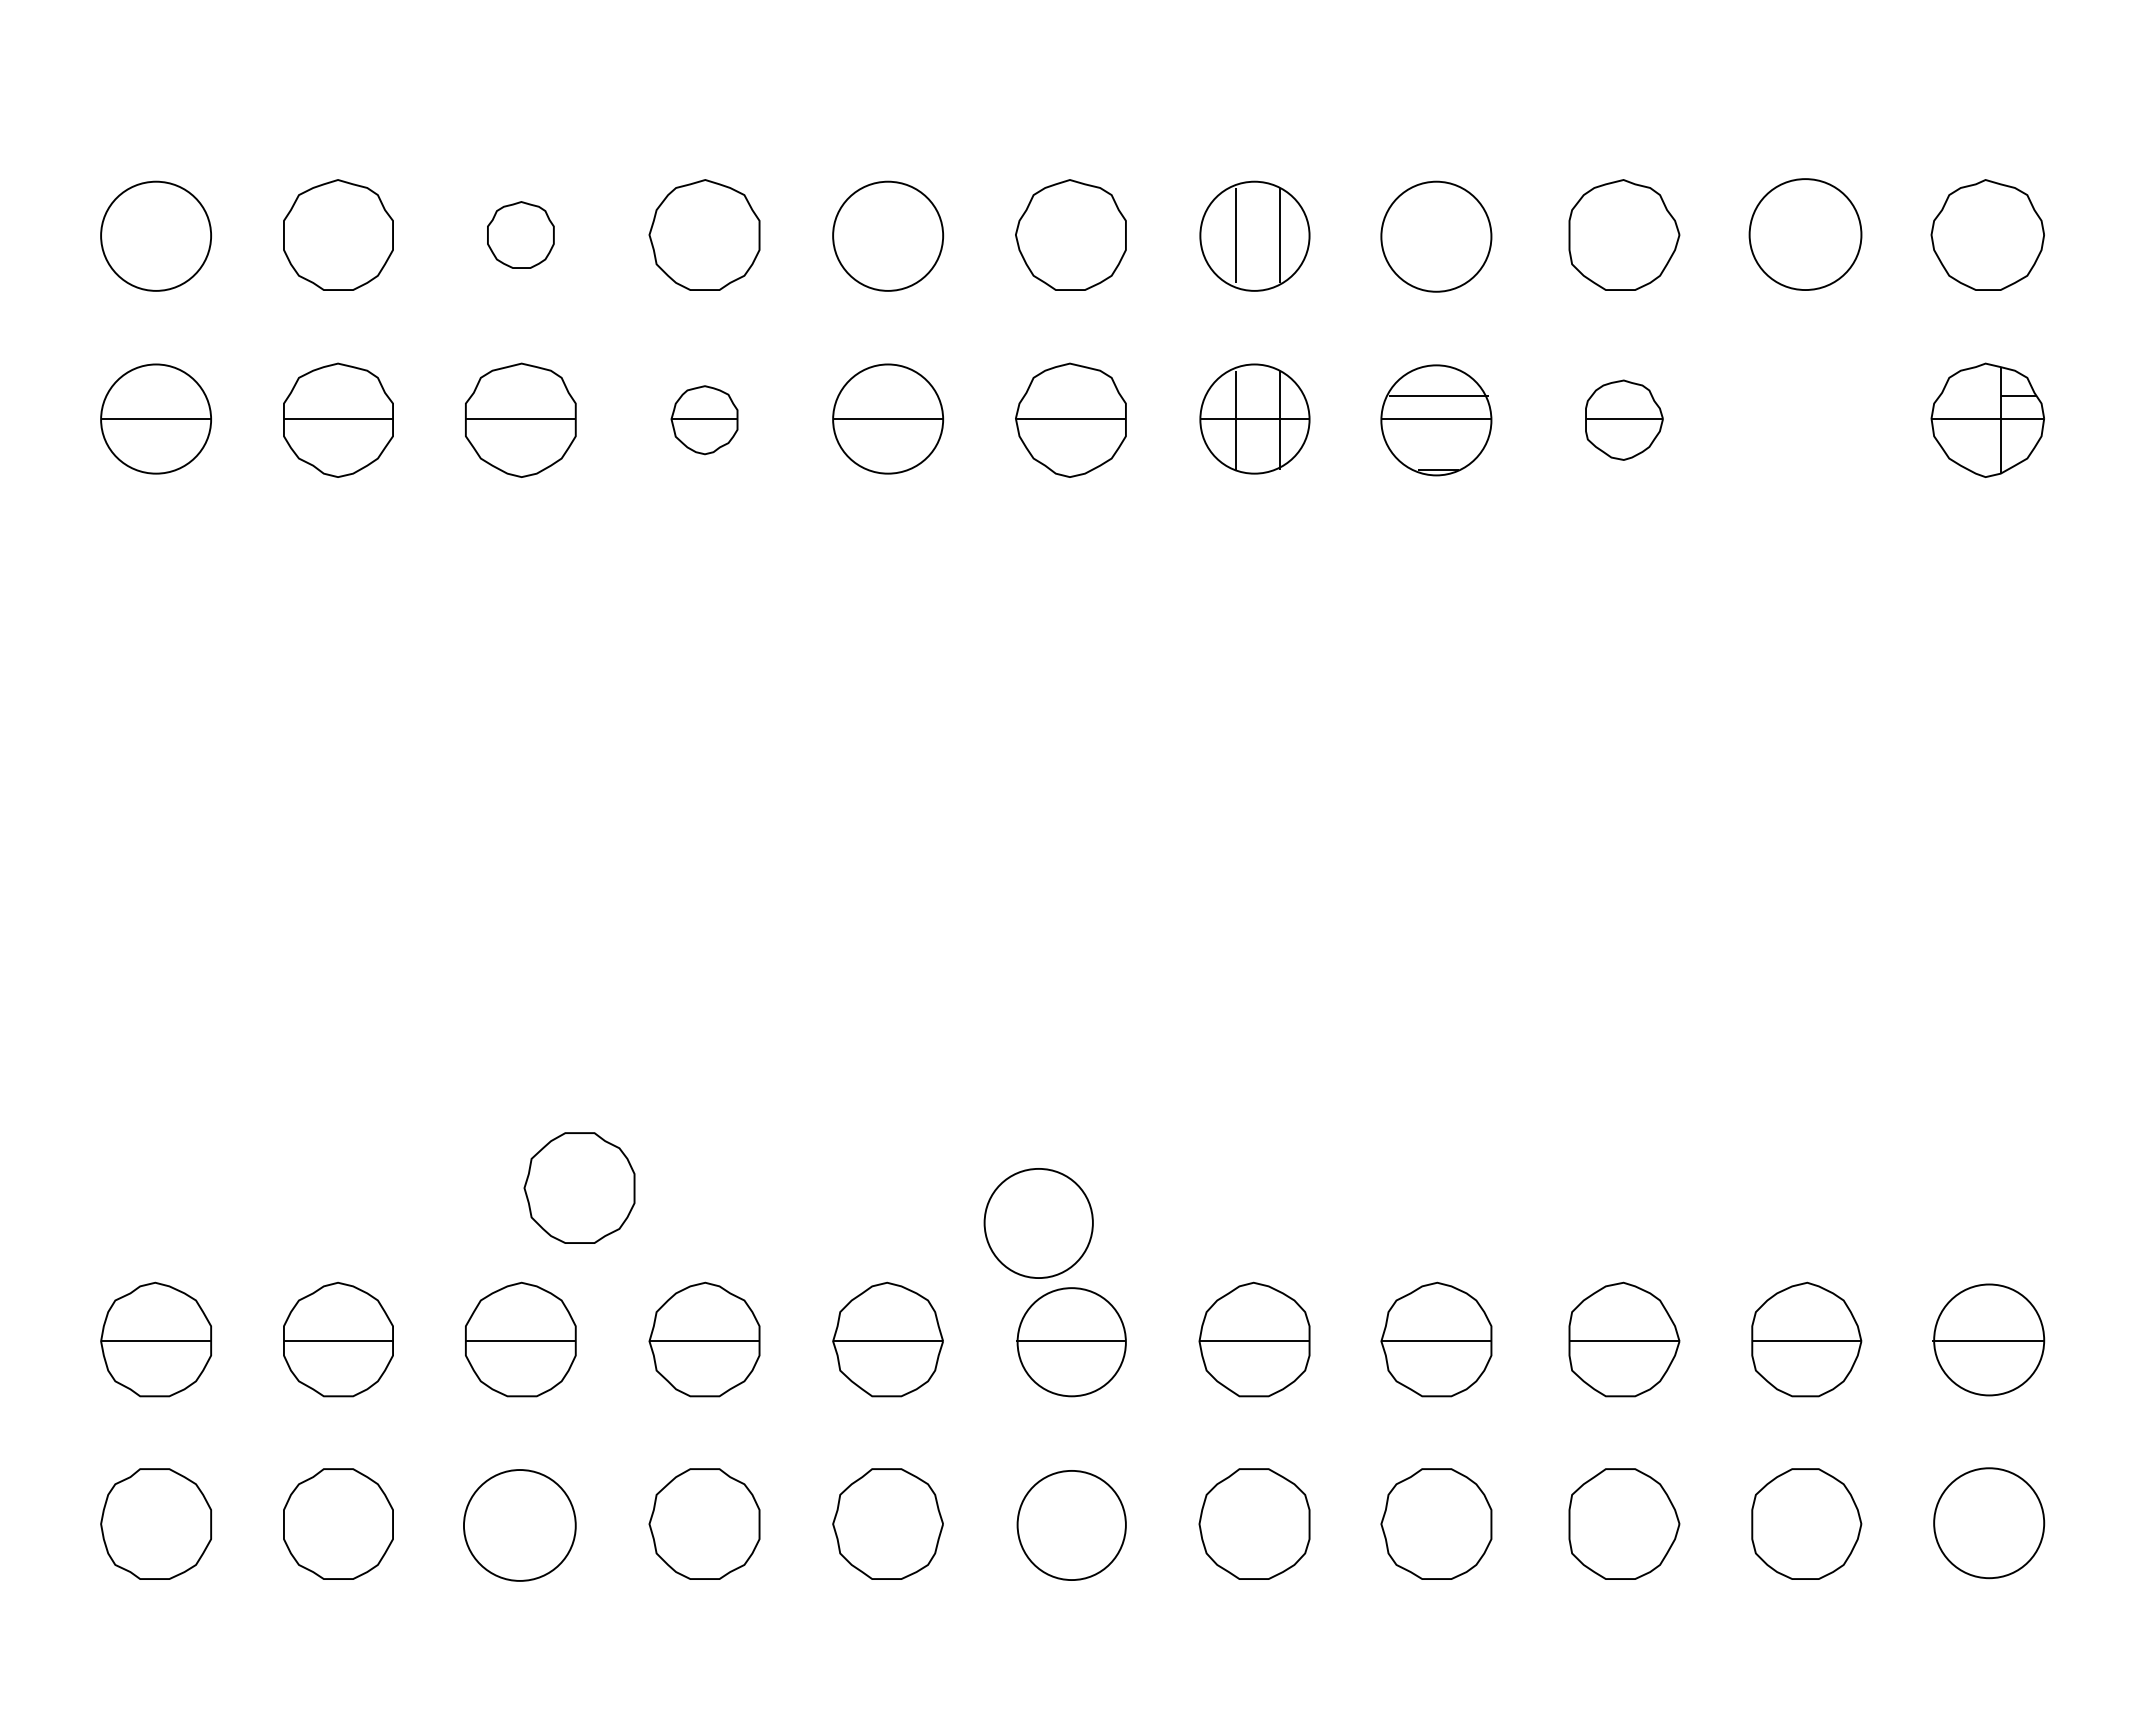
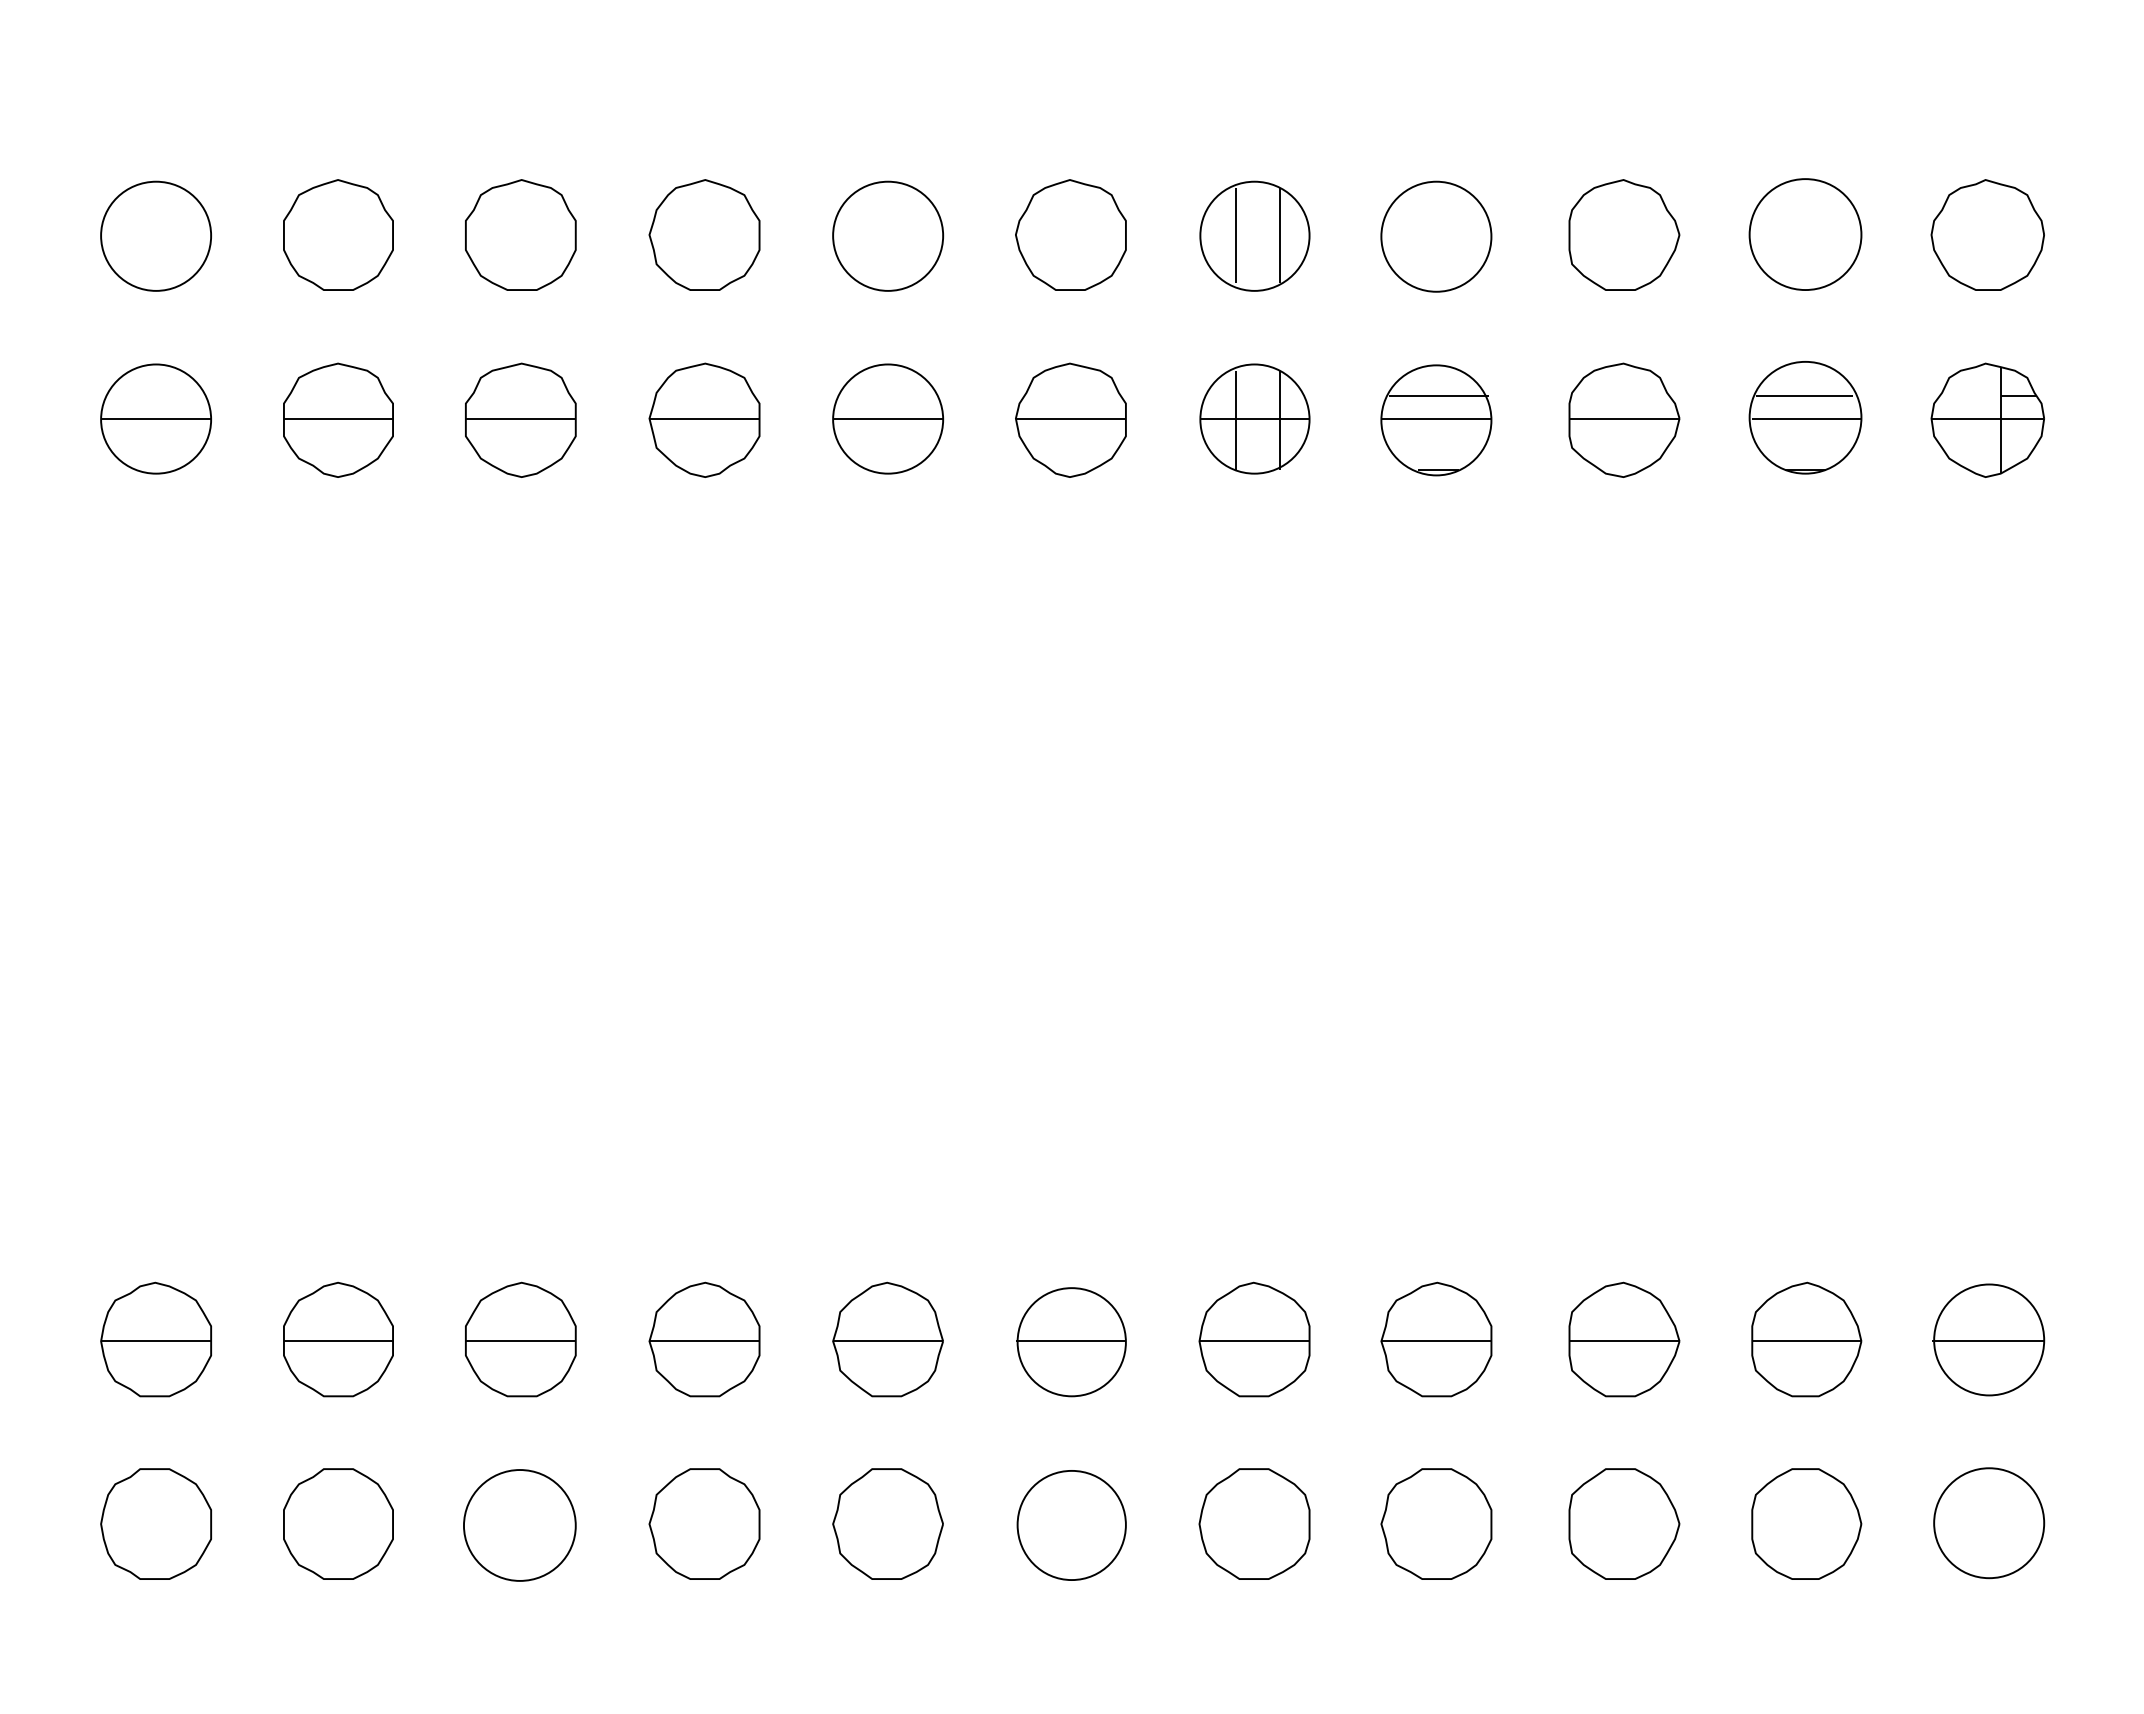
part size: 68x68 px -> 112x112 px (520, 234)
part: none -> present (1805, 417)
part size: 79x82 px -> 113x116 px (1624, 419)
part size: 69x71 px -> 113x116 px (704, 419)
part: present -> none (579, 1187)
part: present -> none (1038, 1223)
